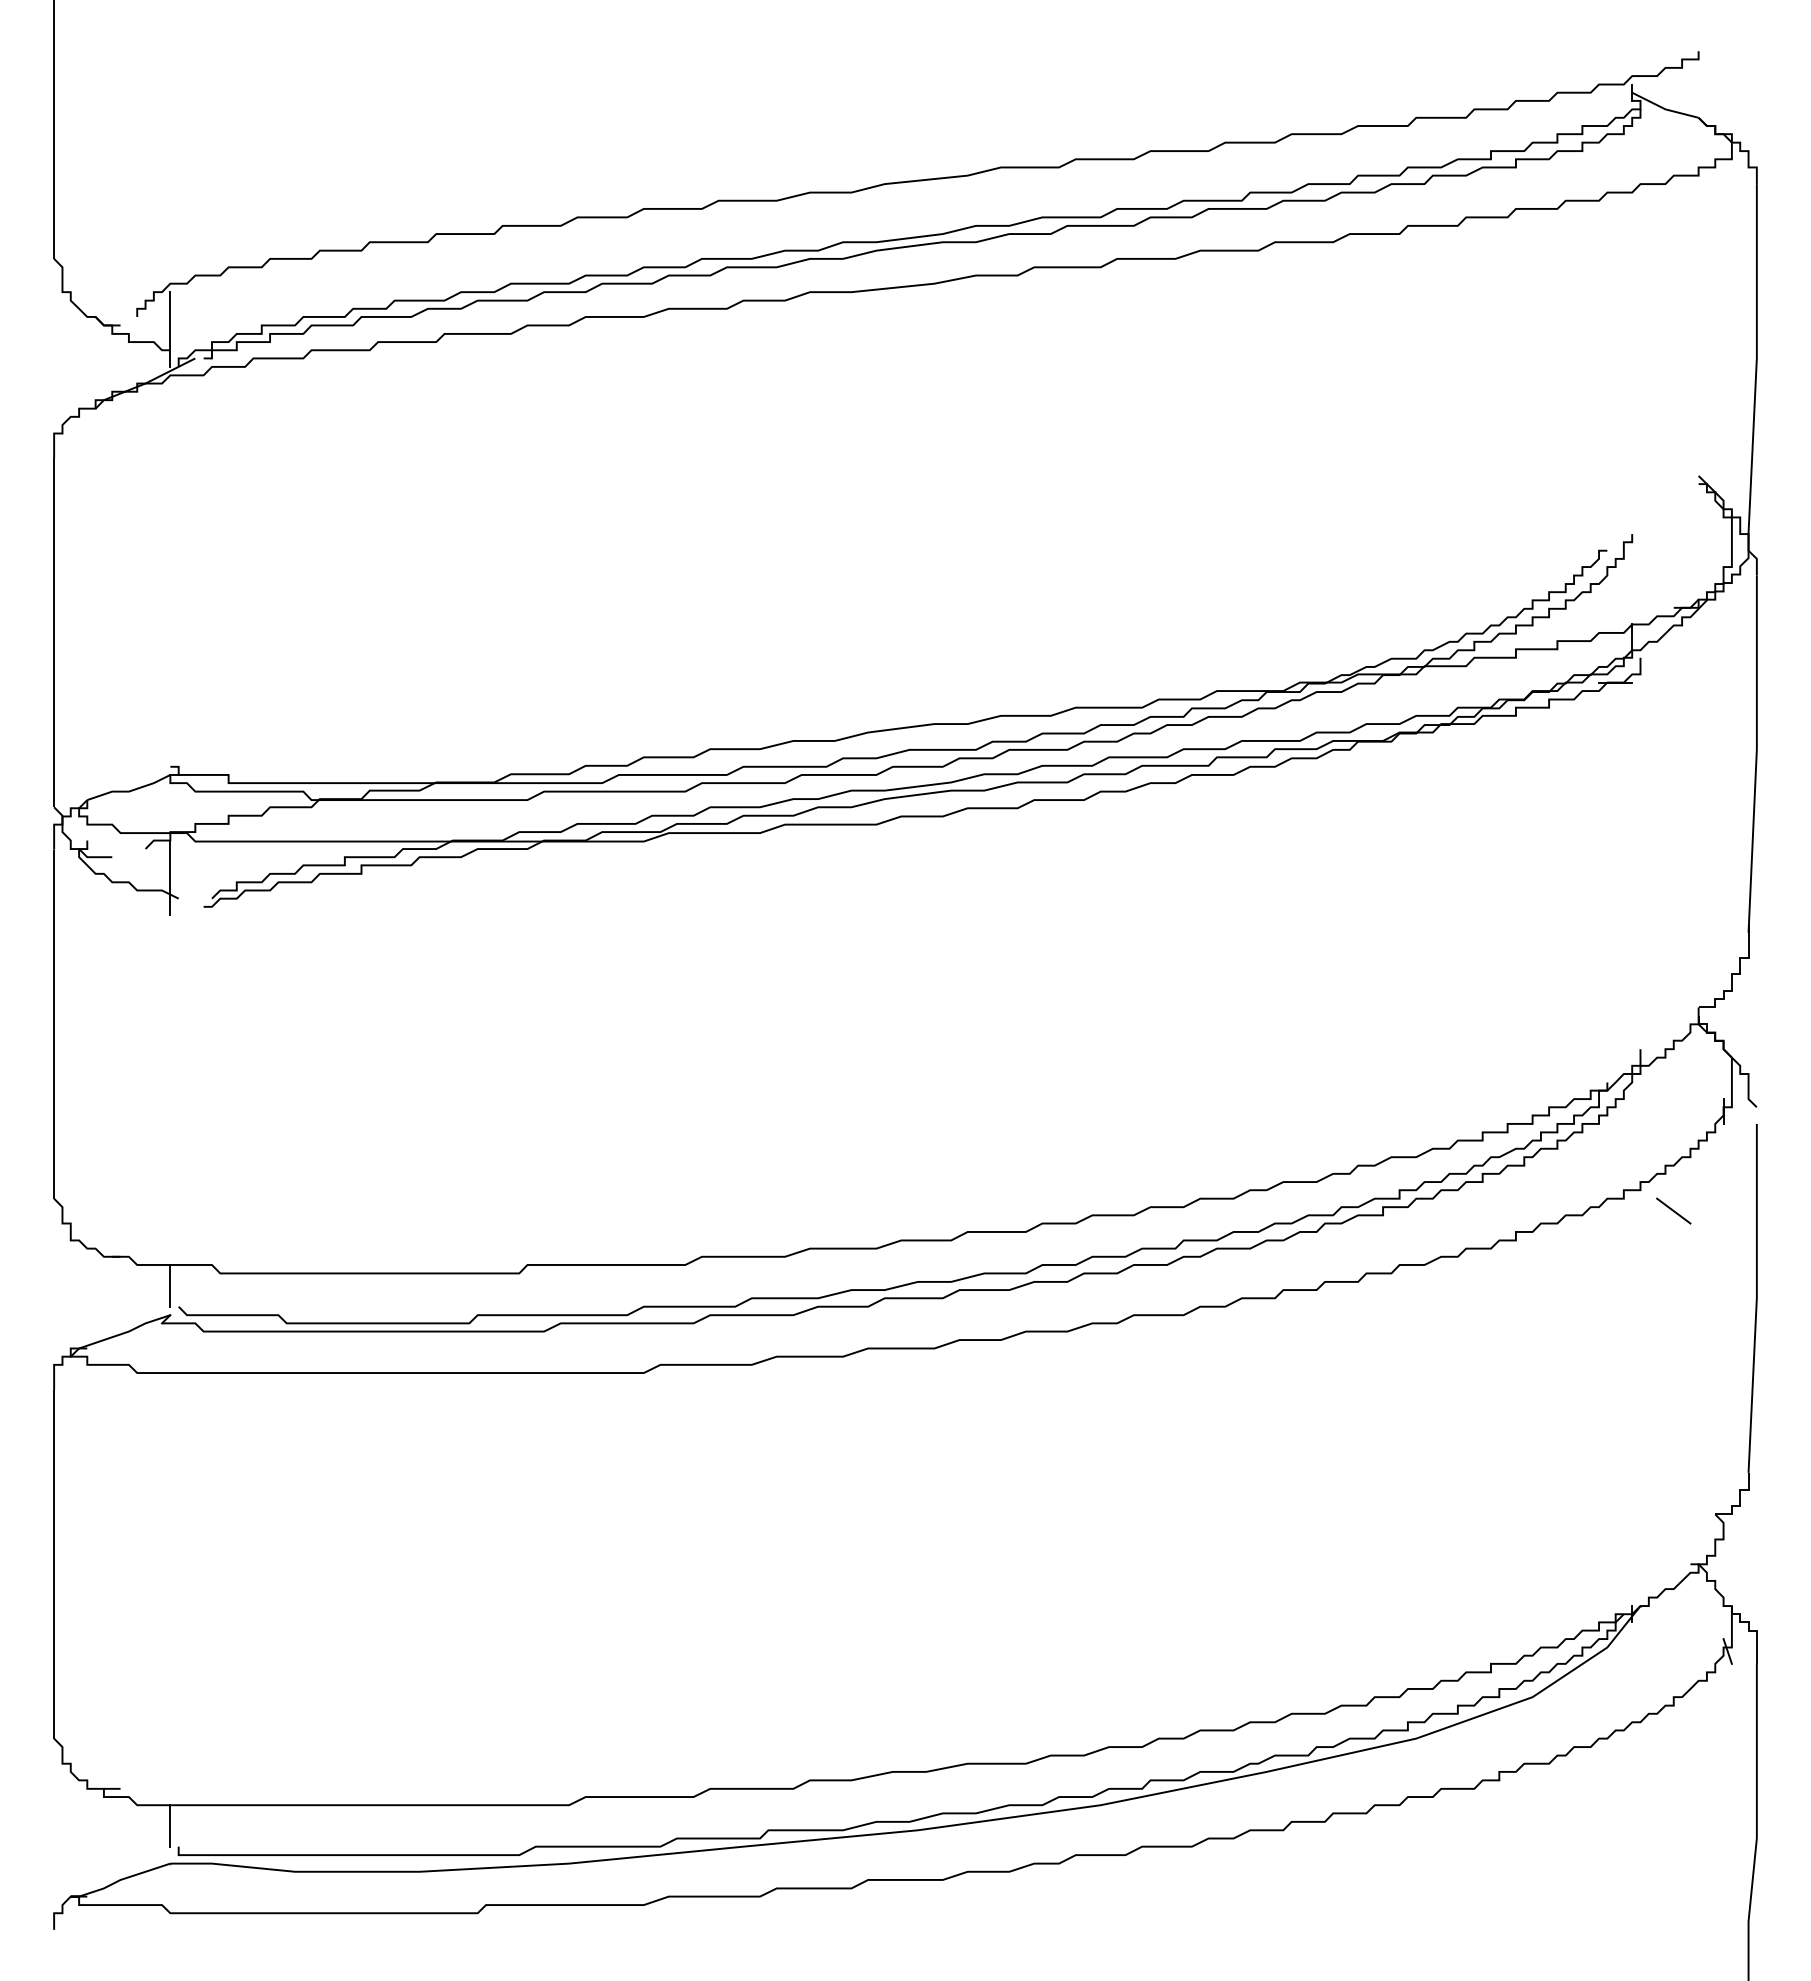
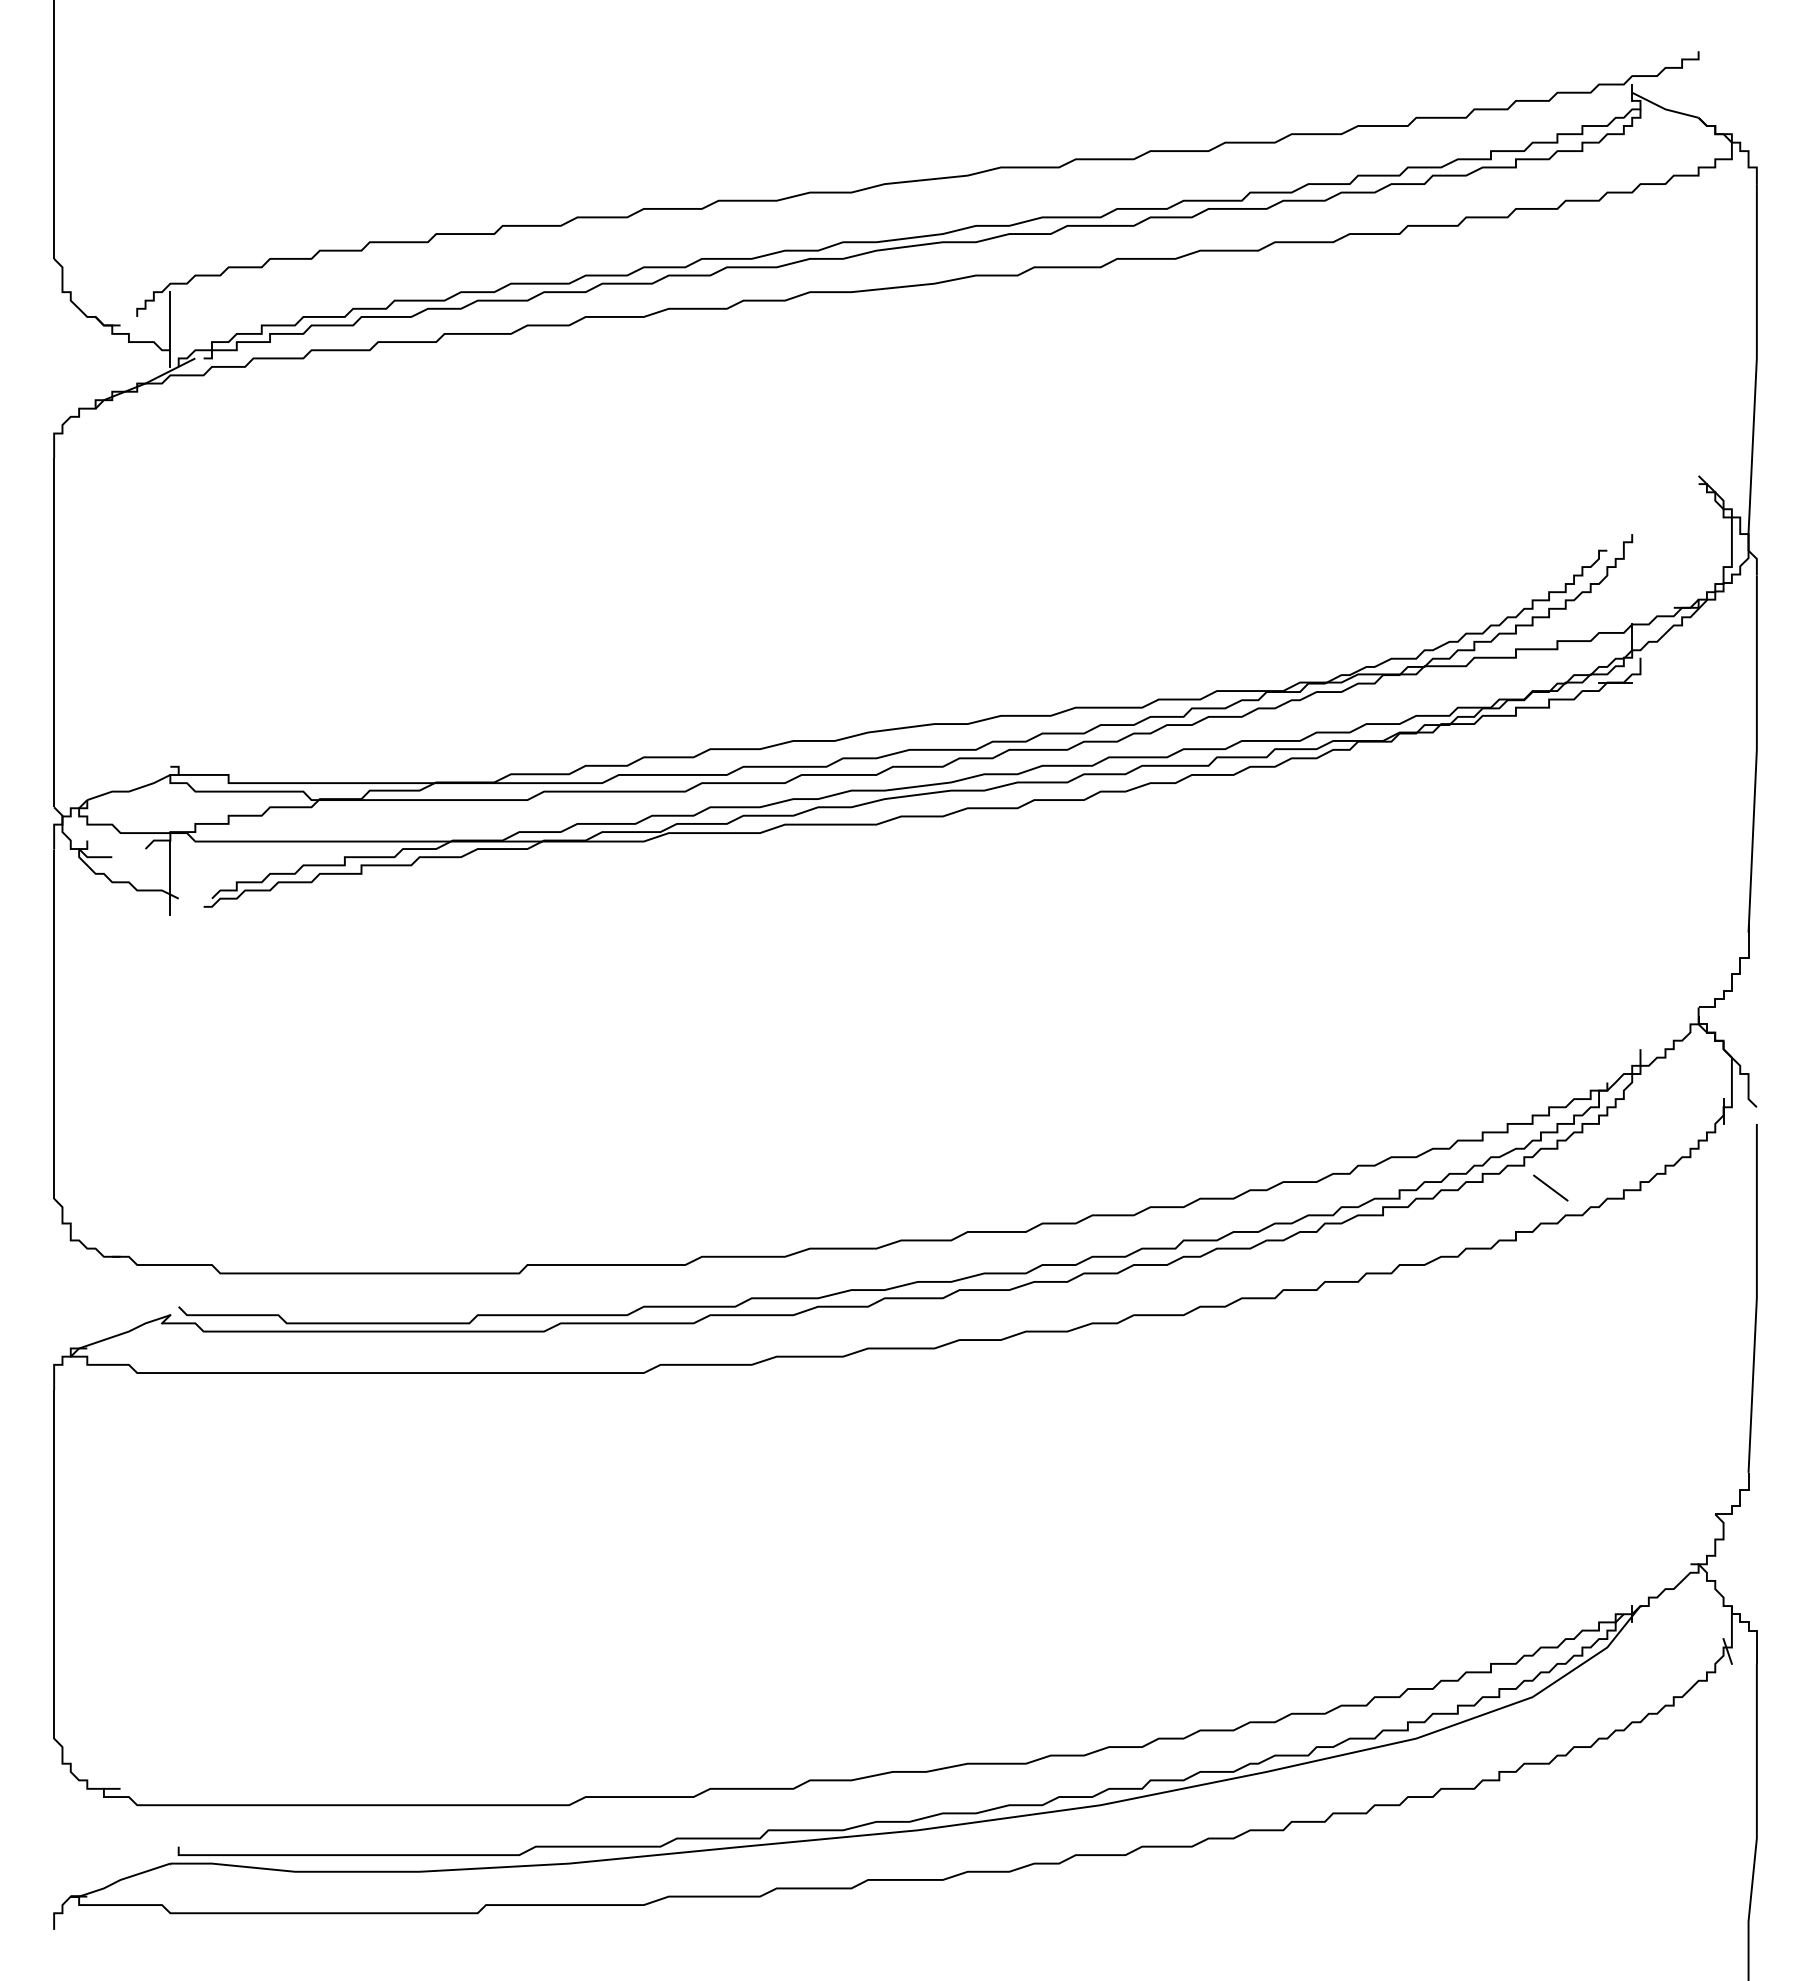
line position: (1673, 1210) -> (1550, 1187) (1550, 1187)
line: present -> none (170, 1285)
line: present -> none (170, 1825)
